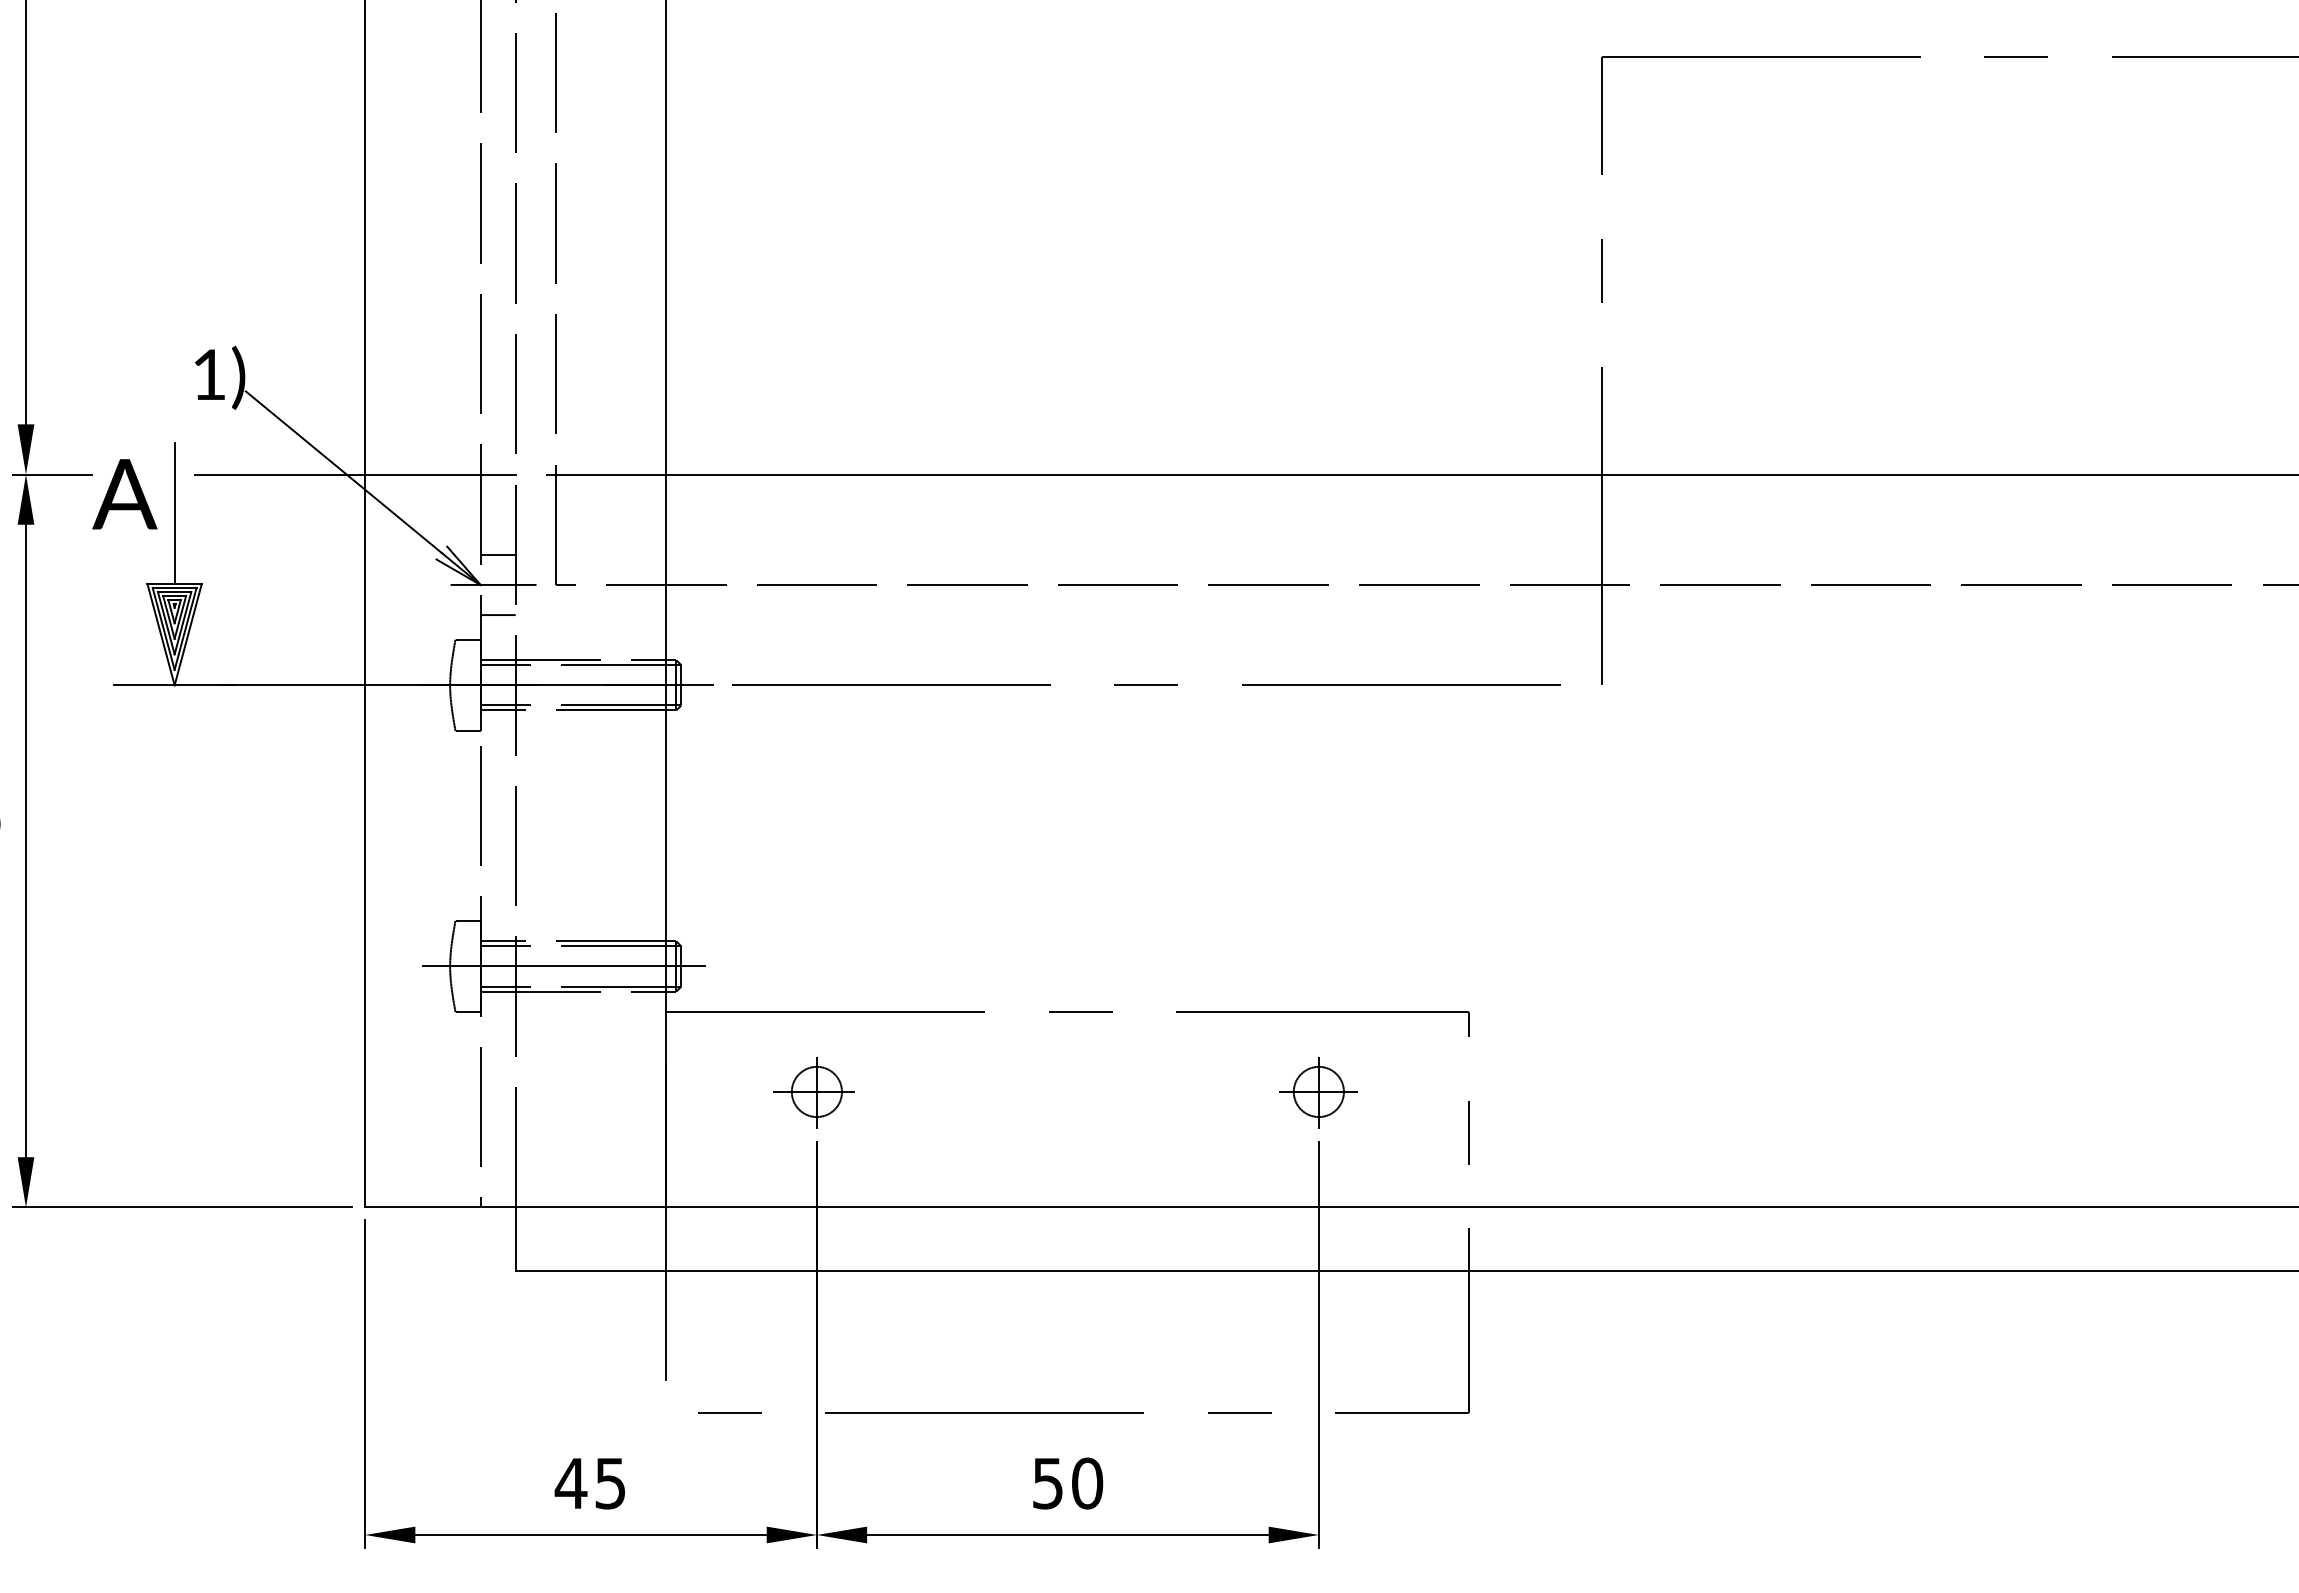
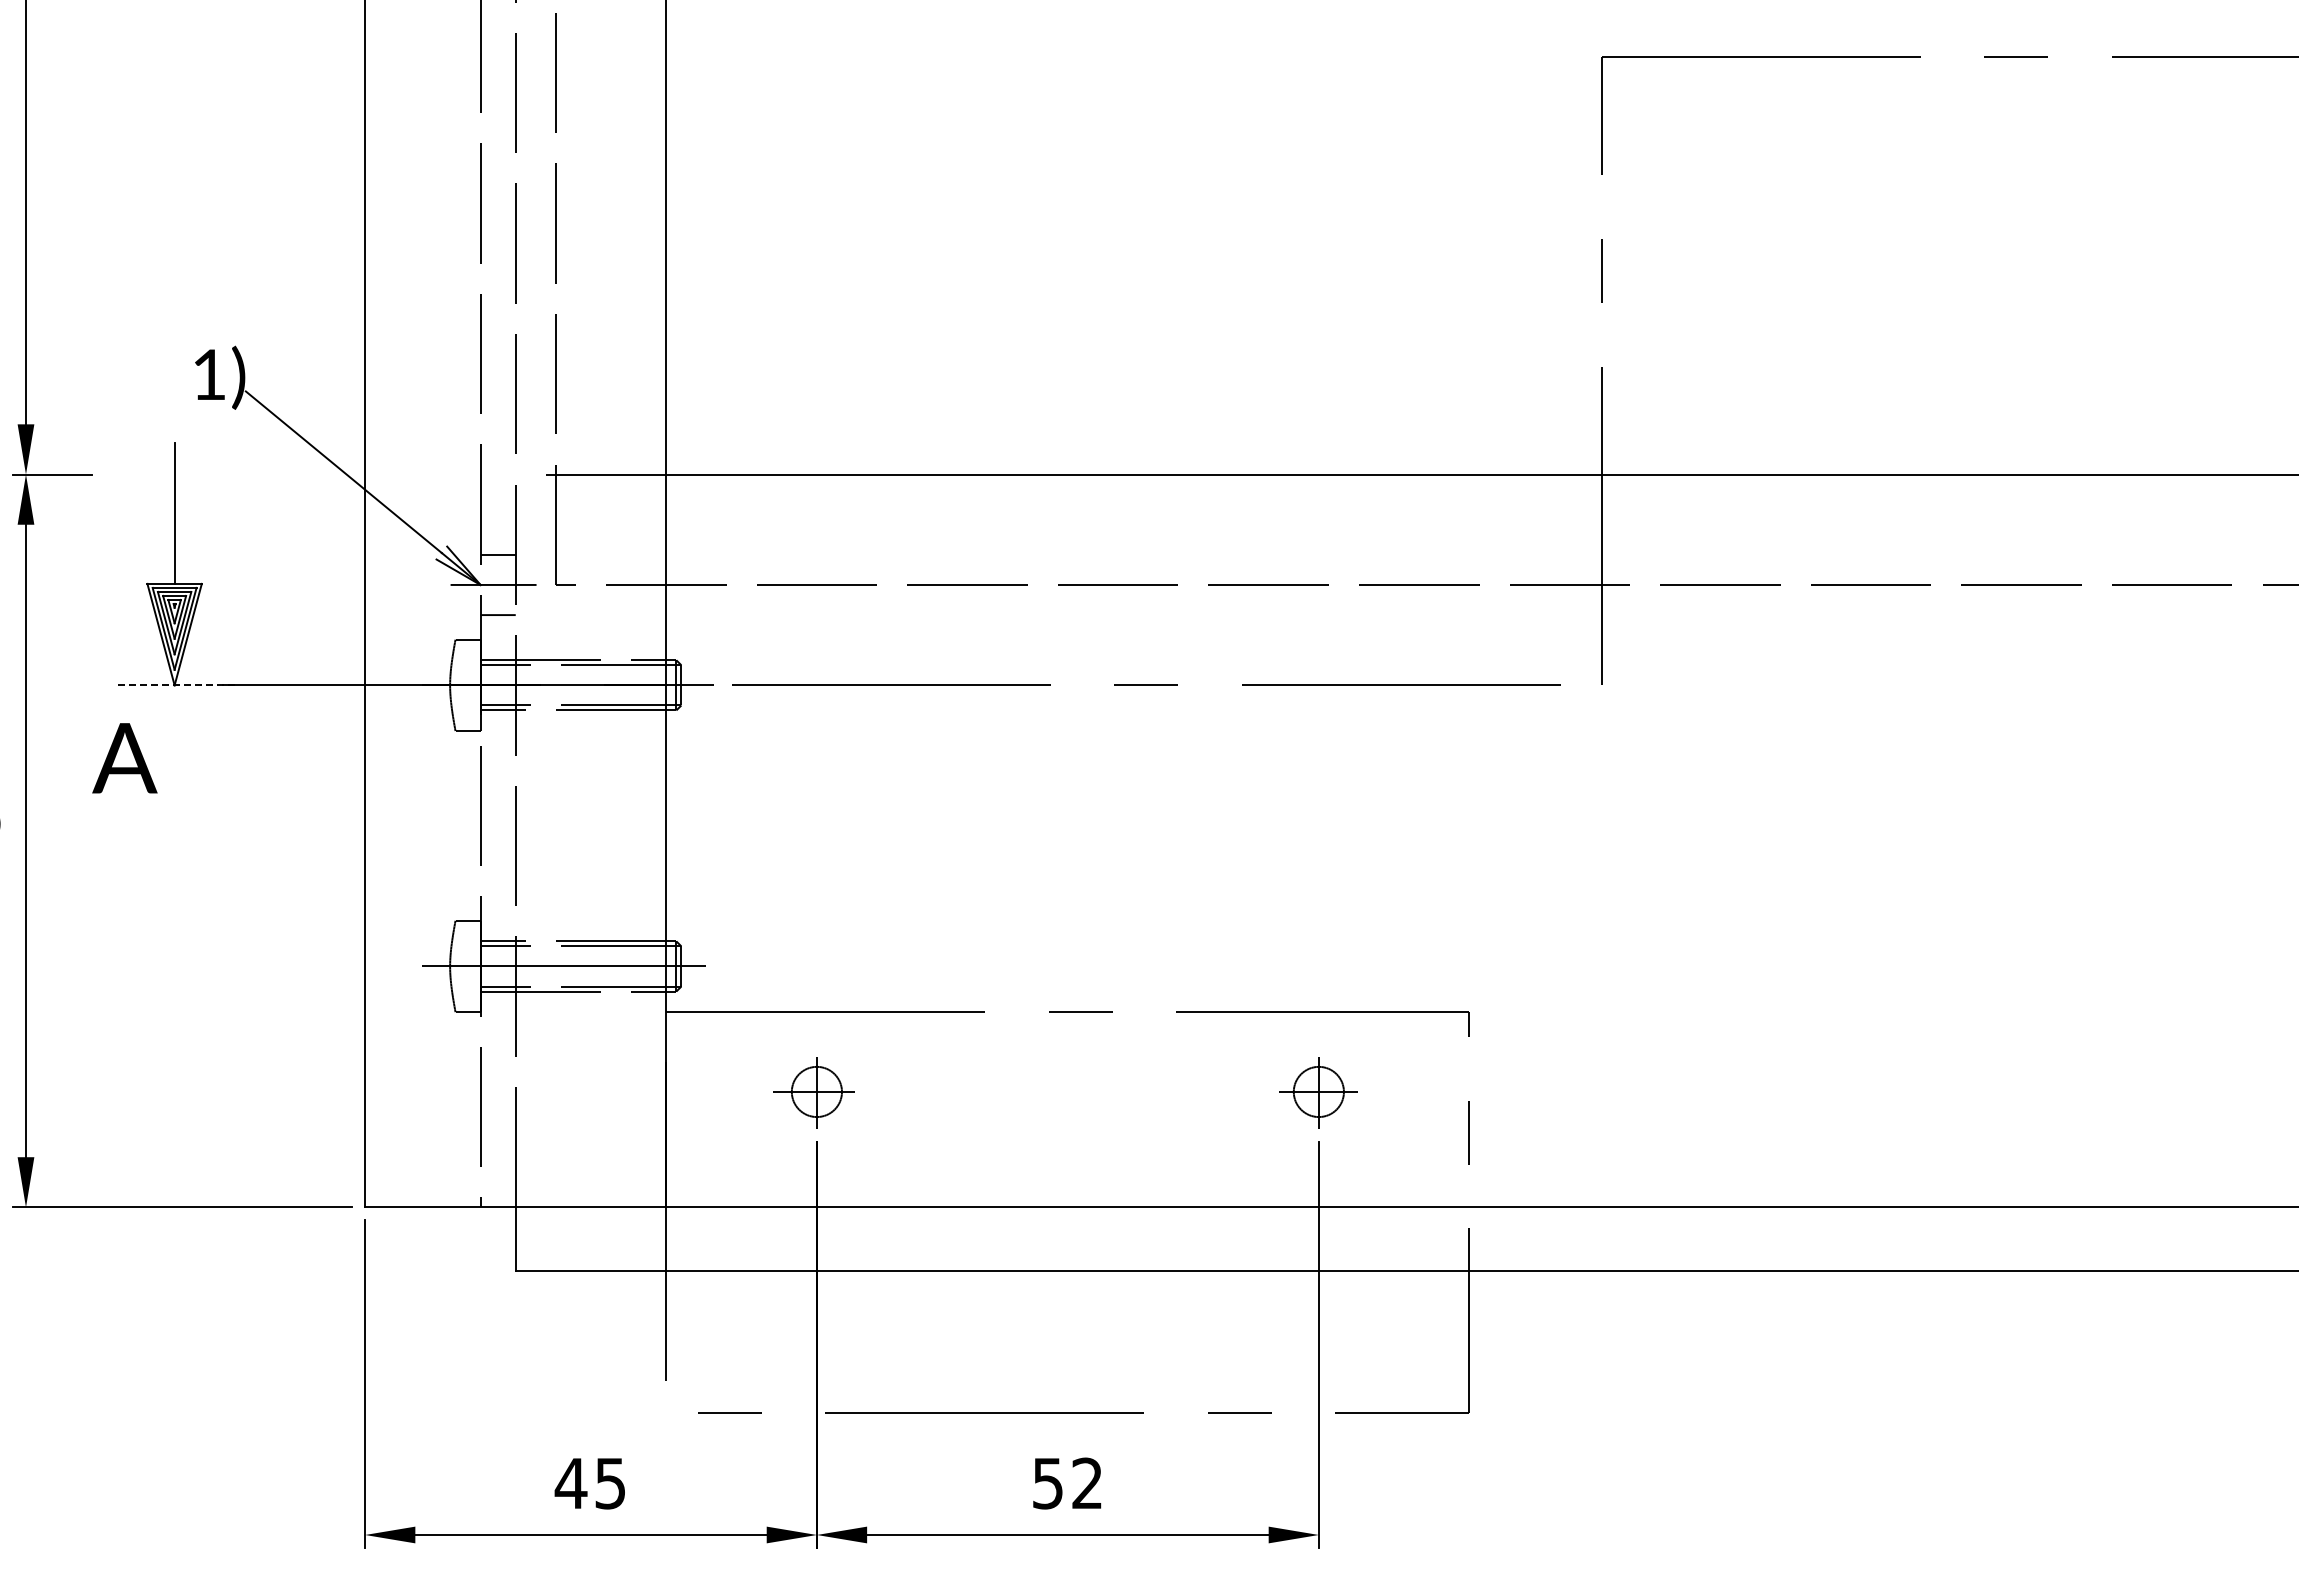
line: present -> none (354, 474)
text position: (124, 494) -> (124, 758) (124, 758)
line: solid -> dashed (174, 685)
text: 50 -> 52 (1087, 1483)
